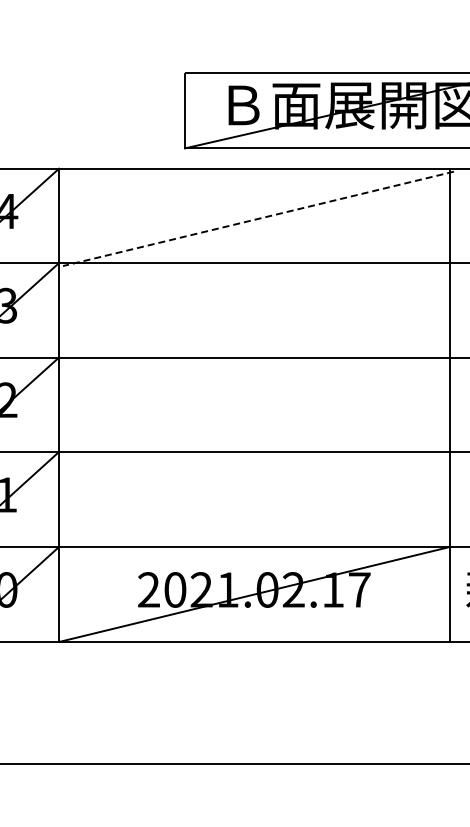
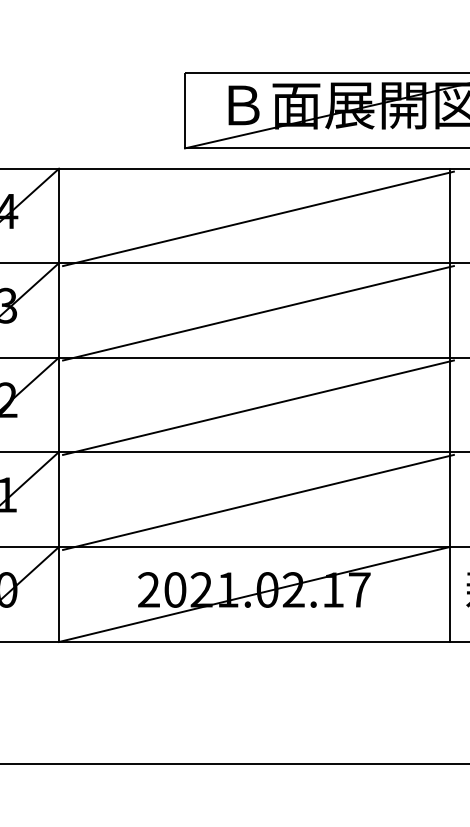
line: dashed -> solid (258, 218)
line: none -> present (258, 313)
line: none -> present (258, 407)
line: none -> present (258, 501)
